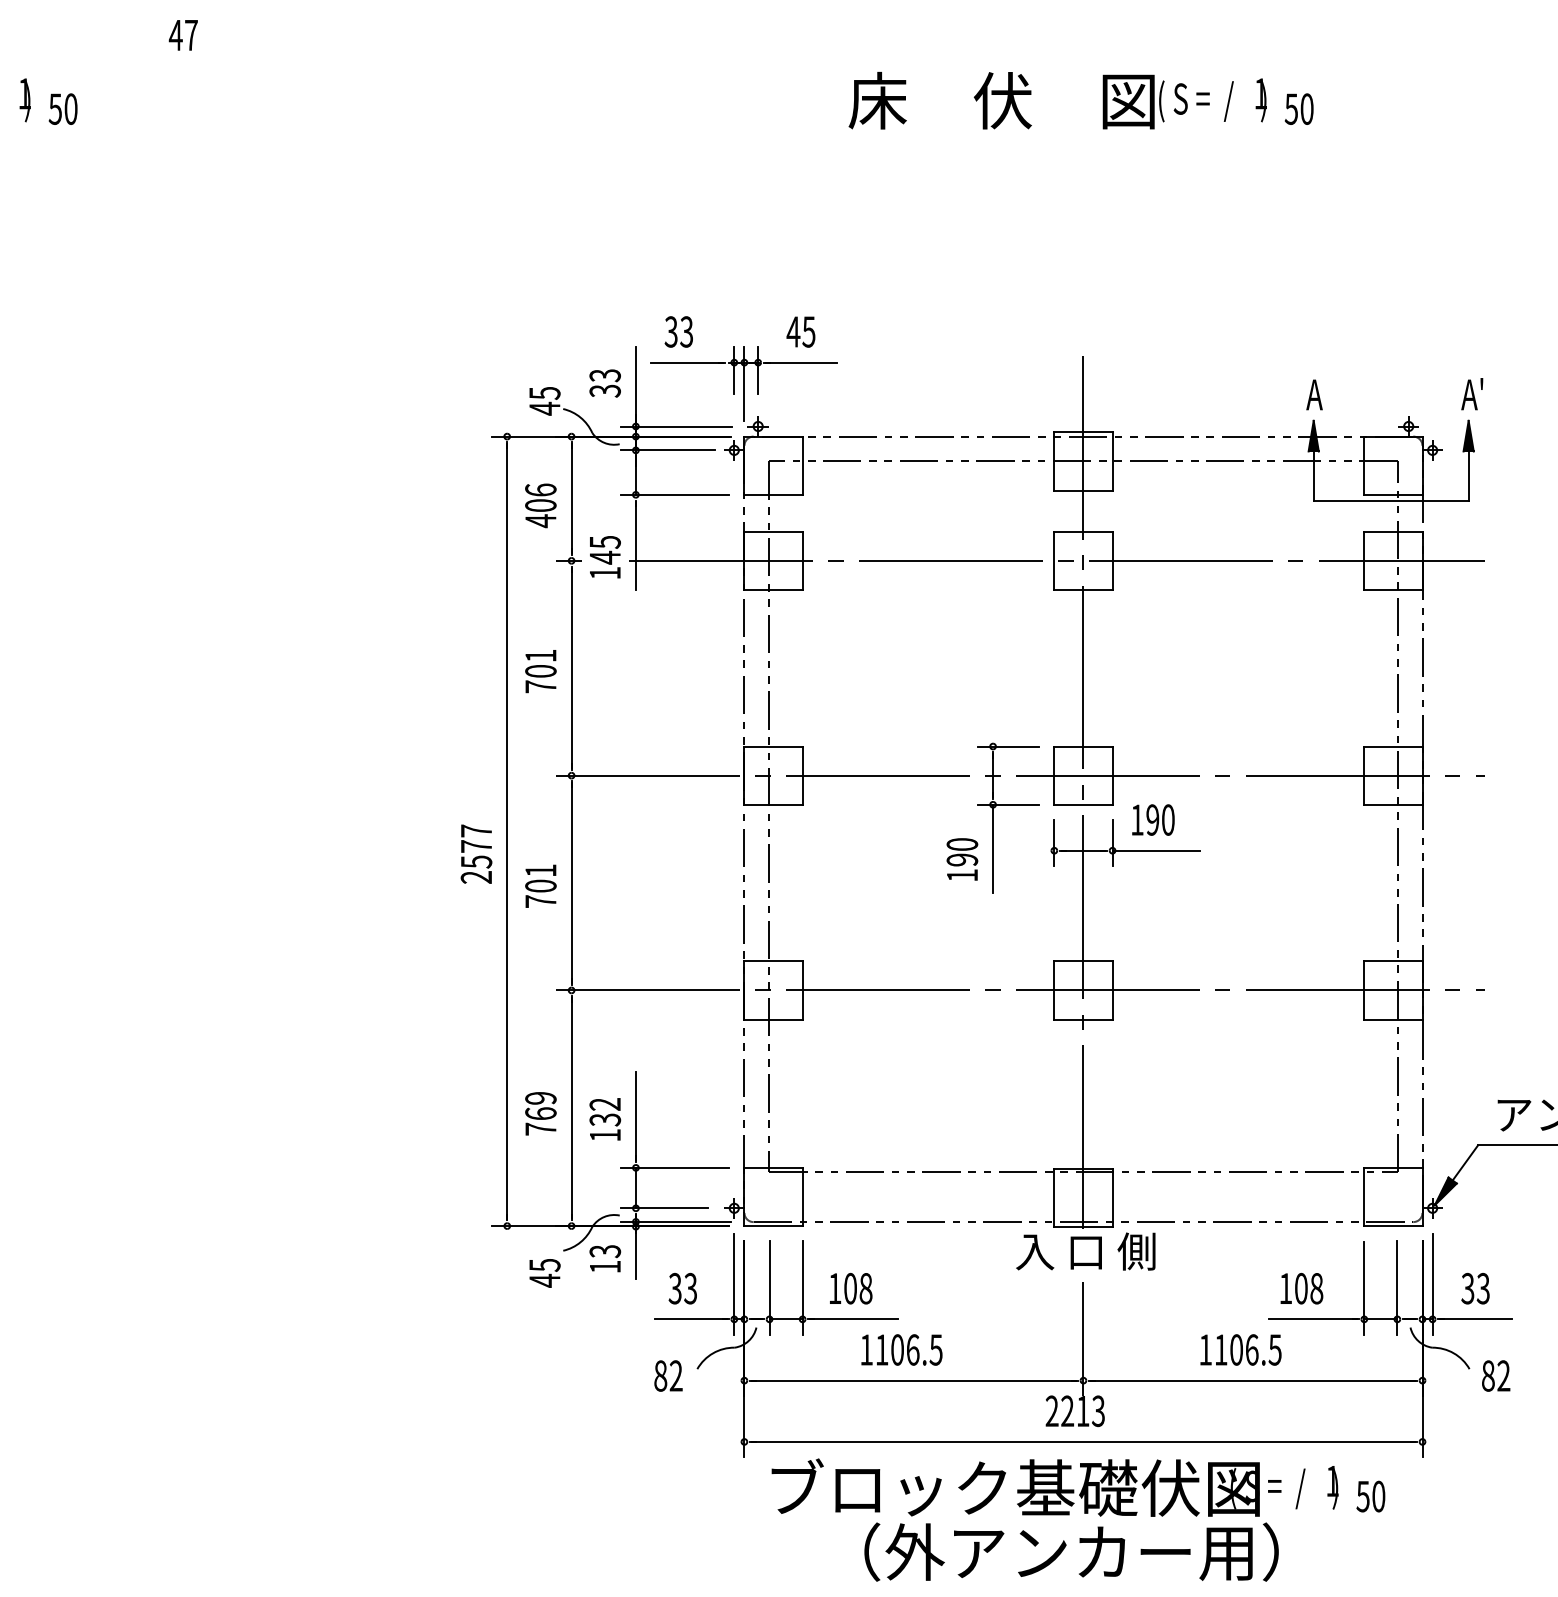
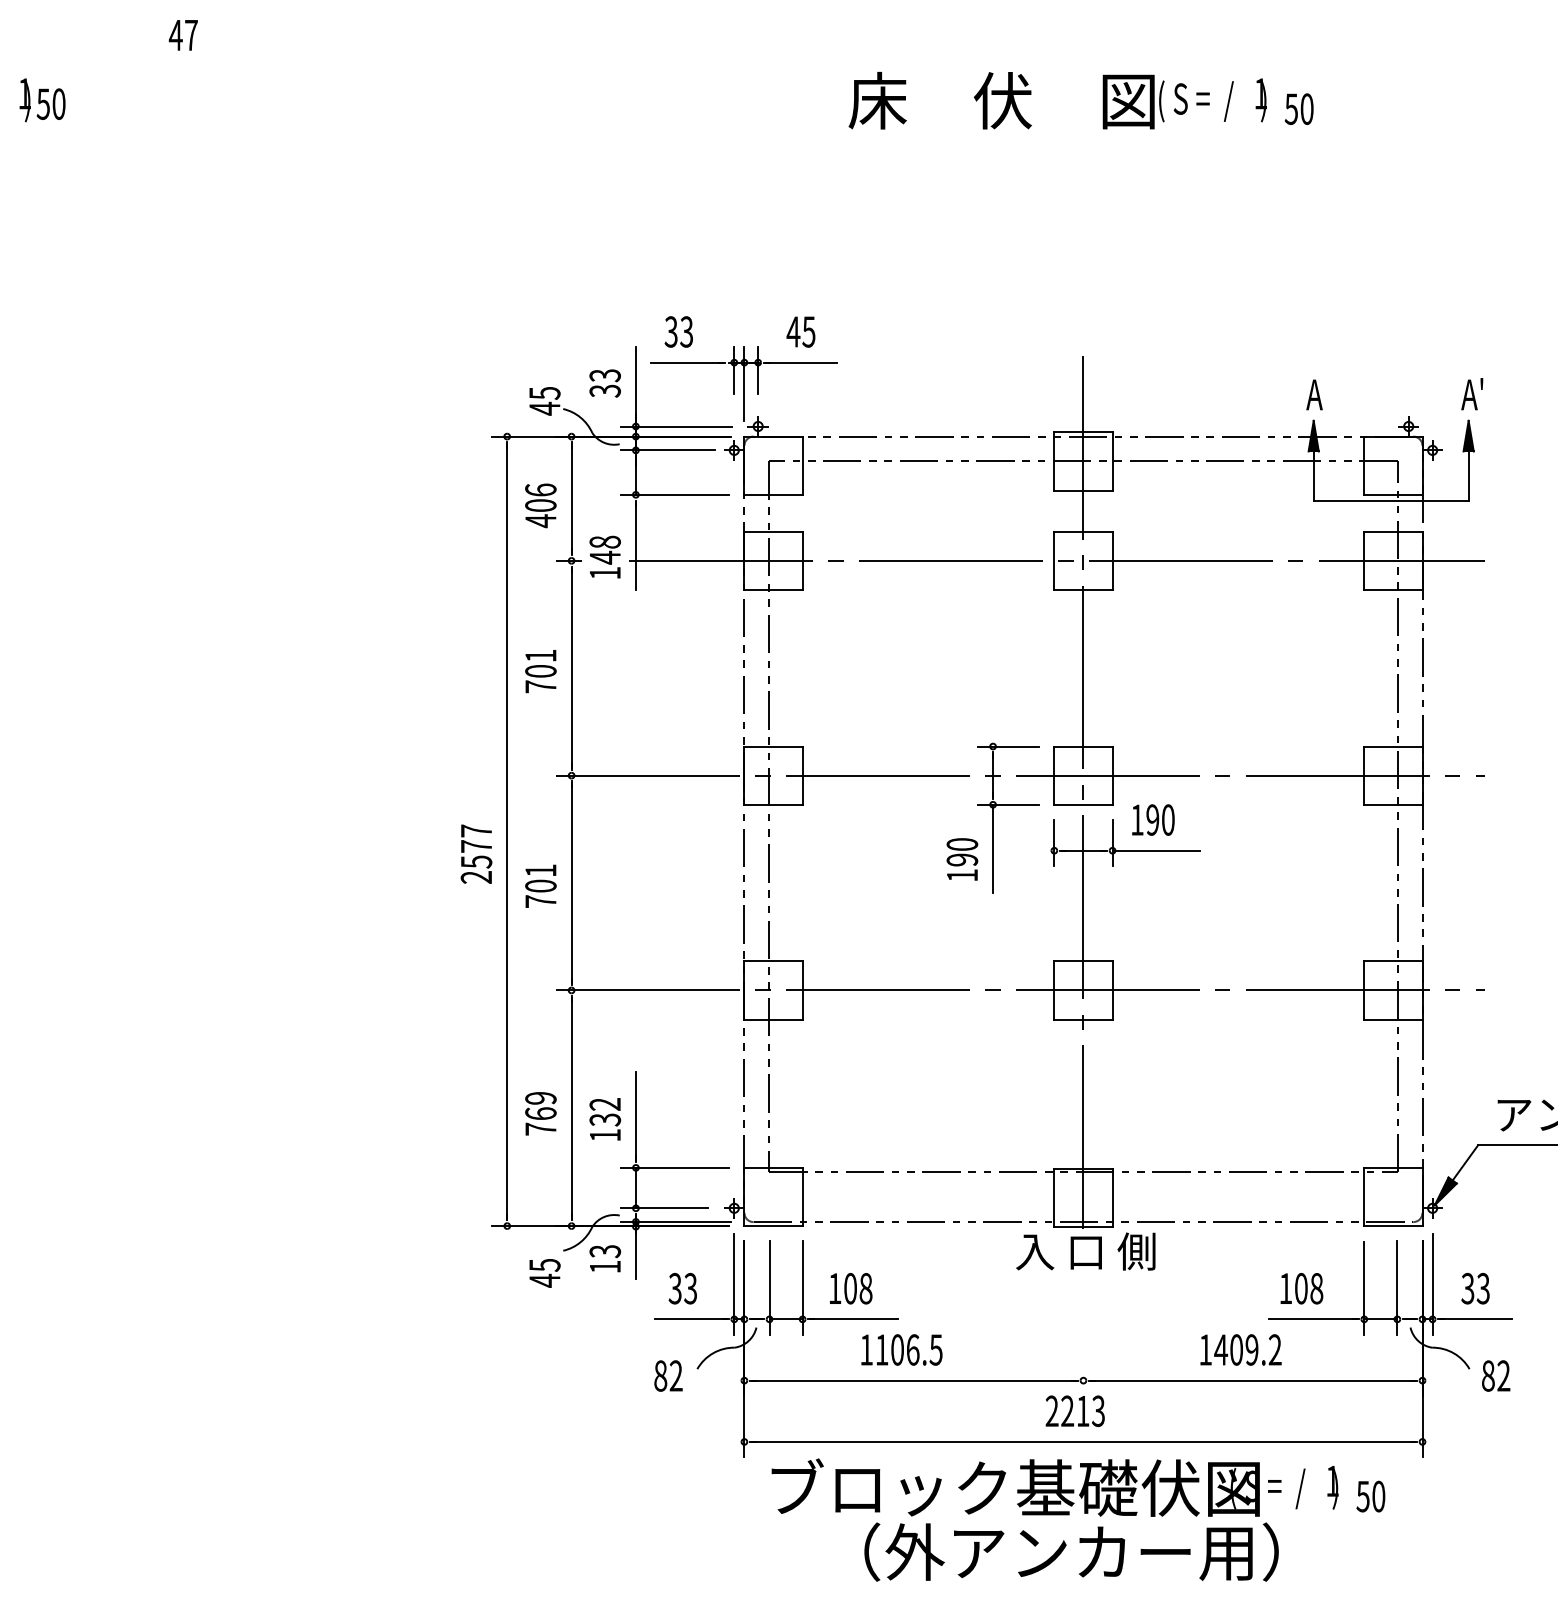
text position: (62, 108) -> (50, 103) (50, 103)
text: 145 -> 148 (604, 541)
line: present -> none (1083, 1338)
text: 1106.5 -> 1409.2 (1247, 1349)
